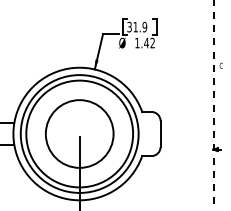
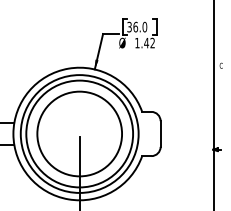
text: 31.9 -> 36.0 (139, 26)
line: dashed -> solid (213, 105)
circle diameter: 68 px -> 85 px (79, 133)
